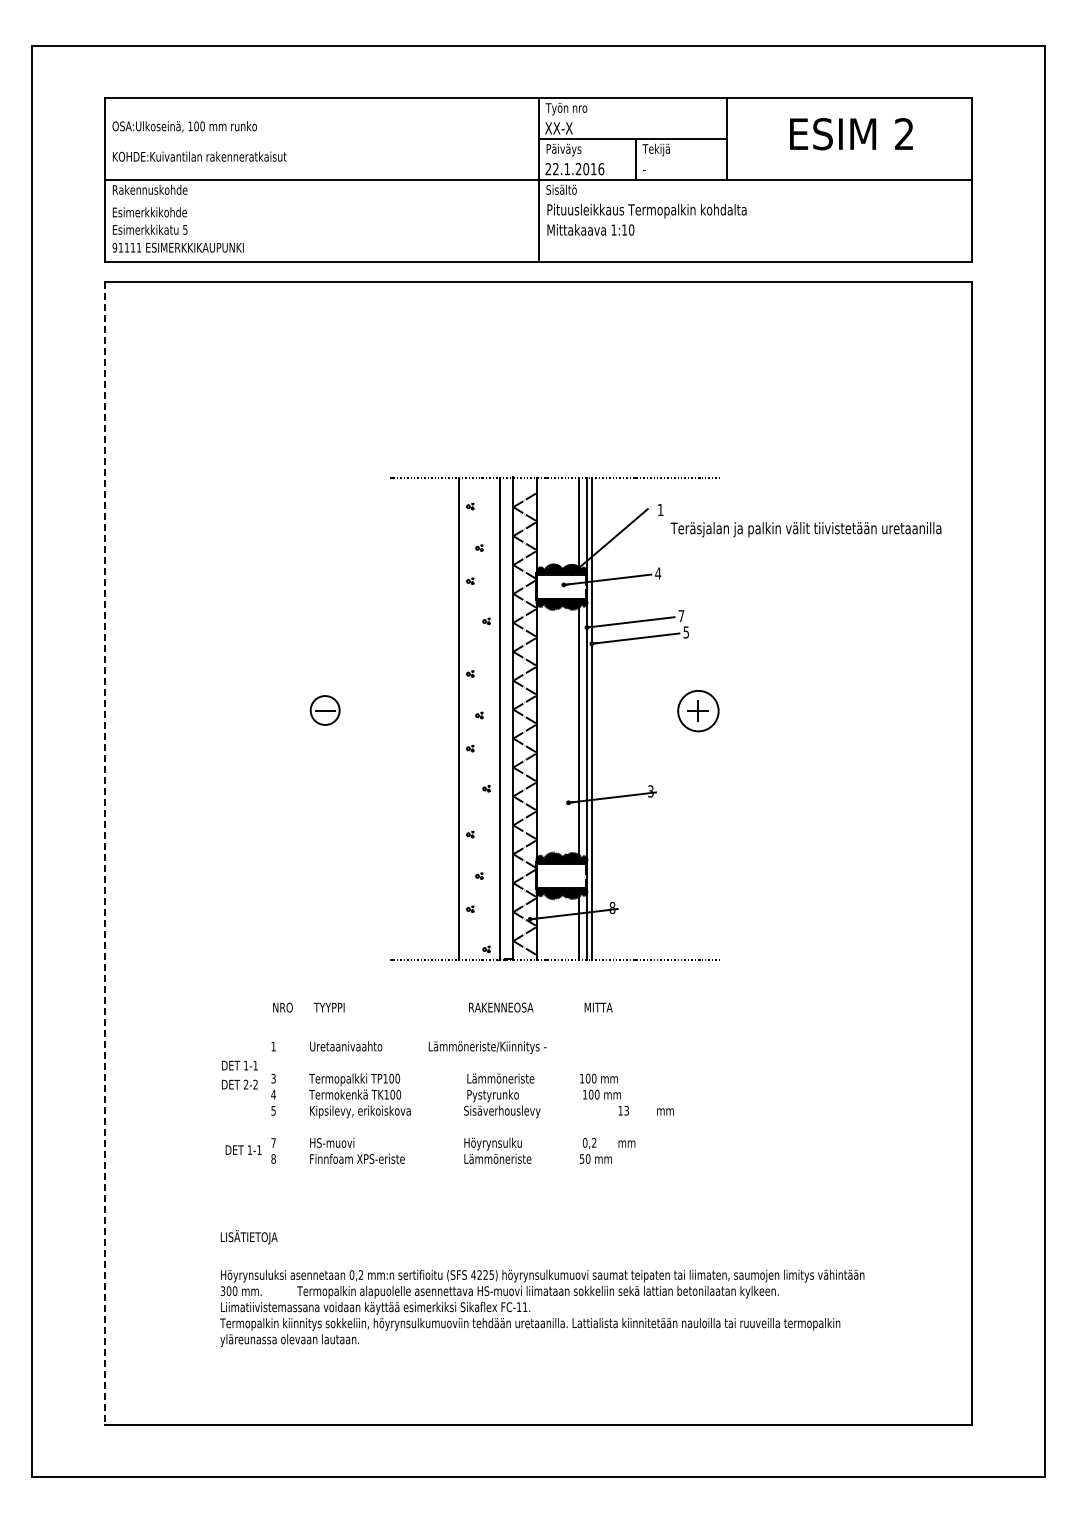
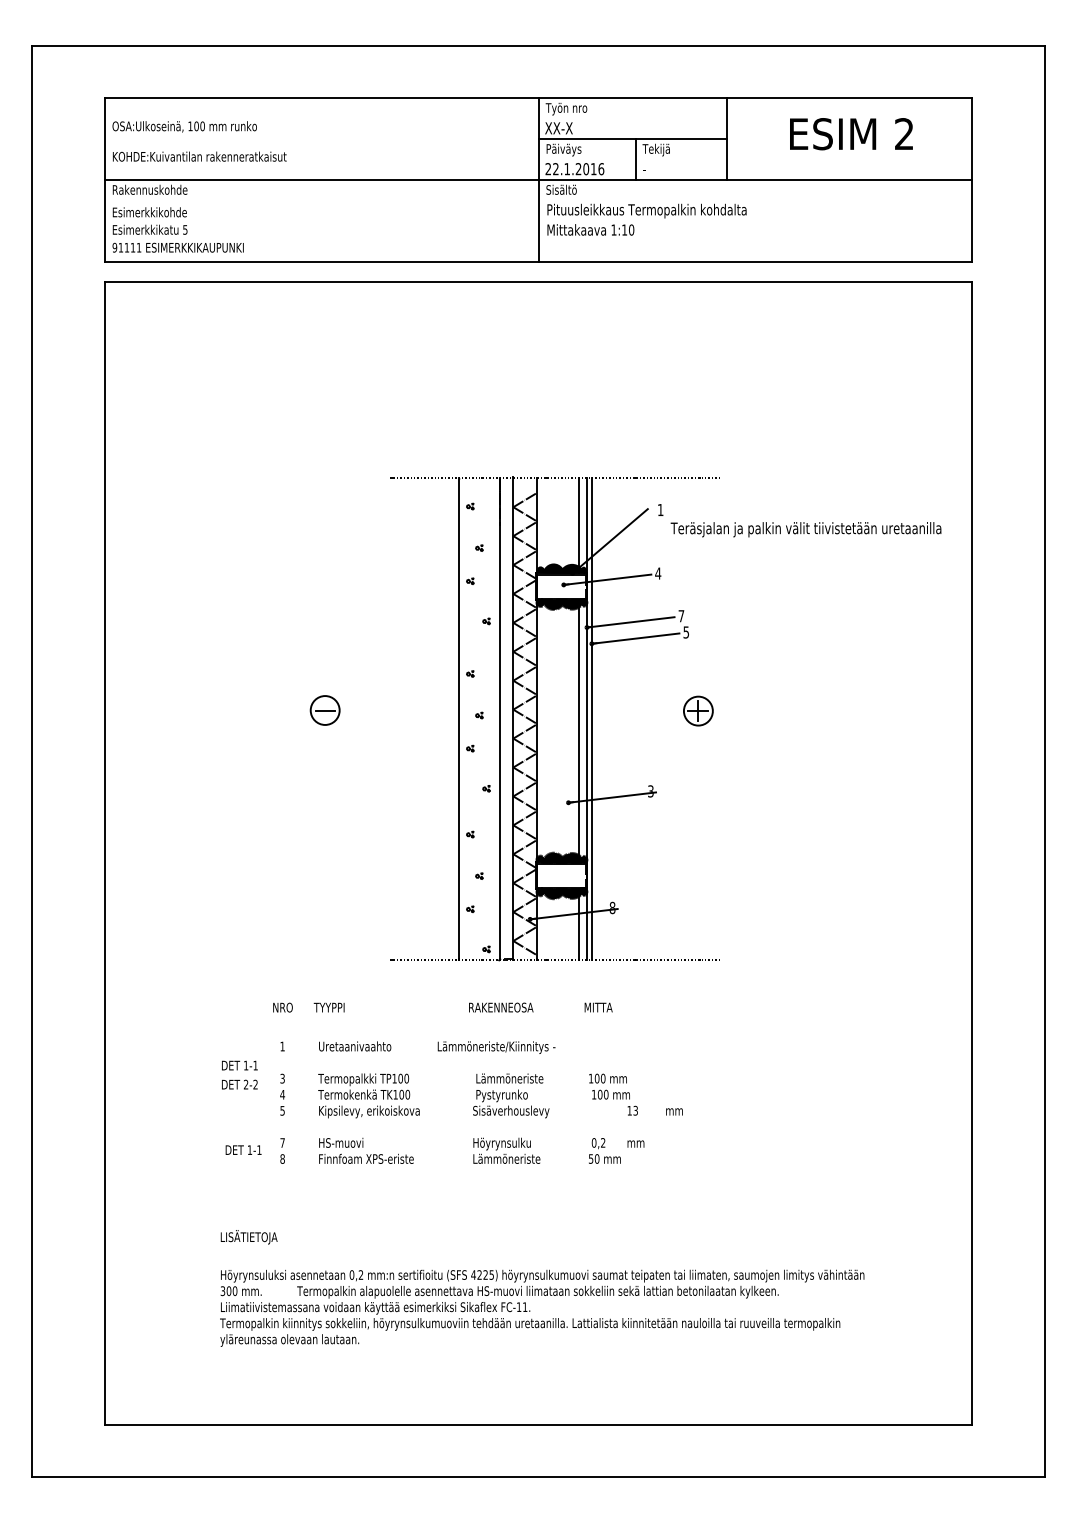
circle diameter: 40 px -> 29 px (697, 710)
line: dashed -> solid (104, 853)
text position: (472, 1102) -> (481, 1102) (481, 1102)
